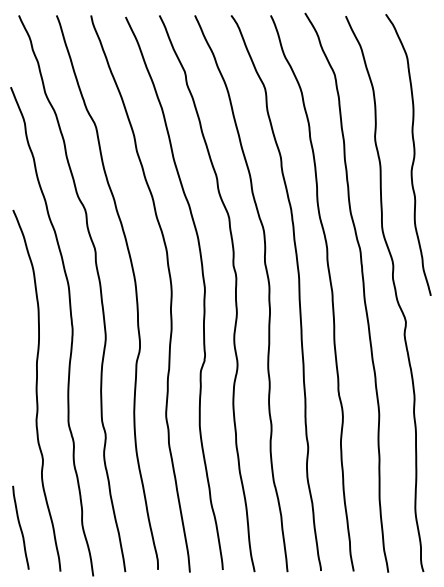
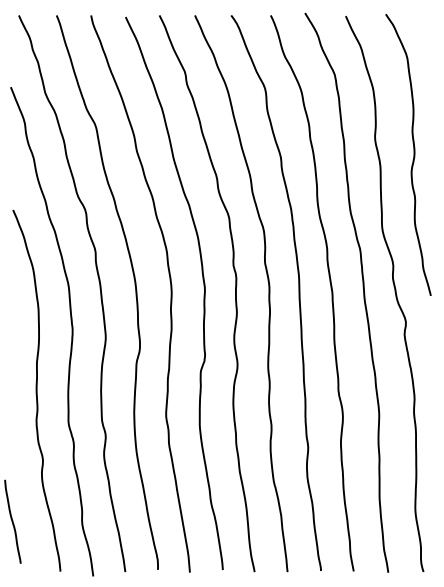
curve position: (20, 527) -> (12, 521) (12, 521)
